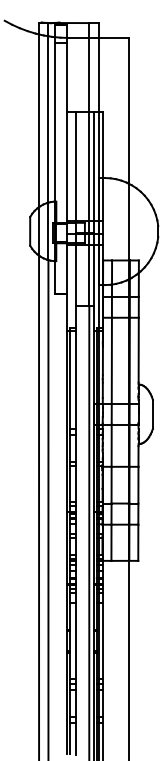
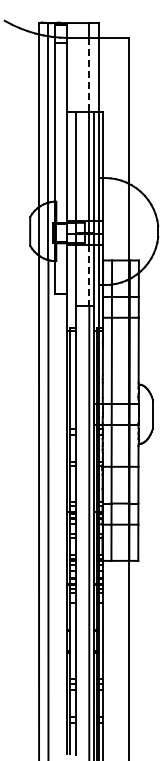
line: solid -> dashed (89, 75)
line: solid -> dashed (89, 276)
